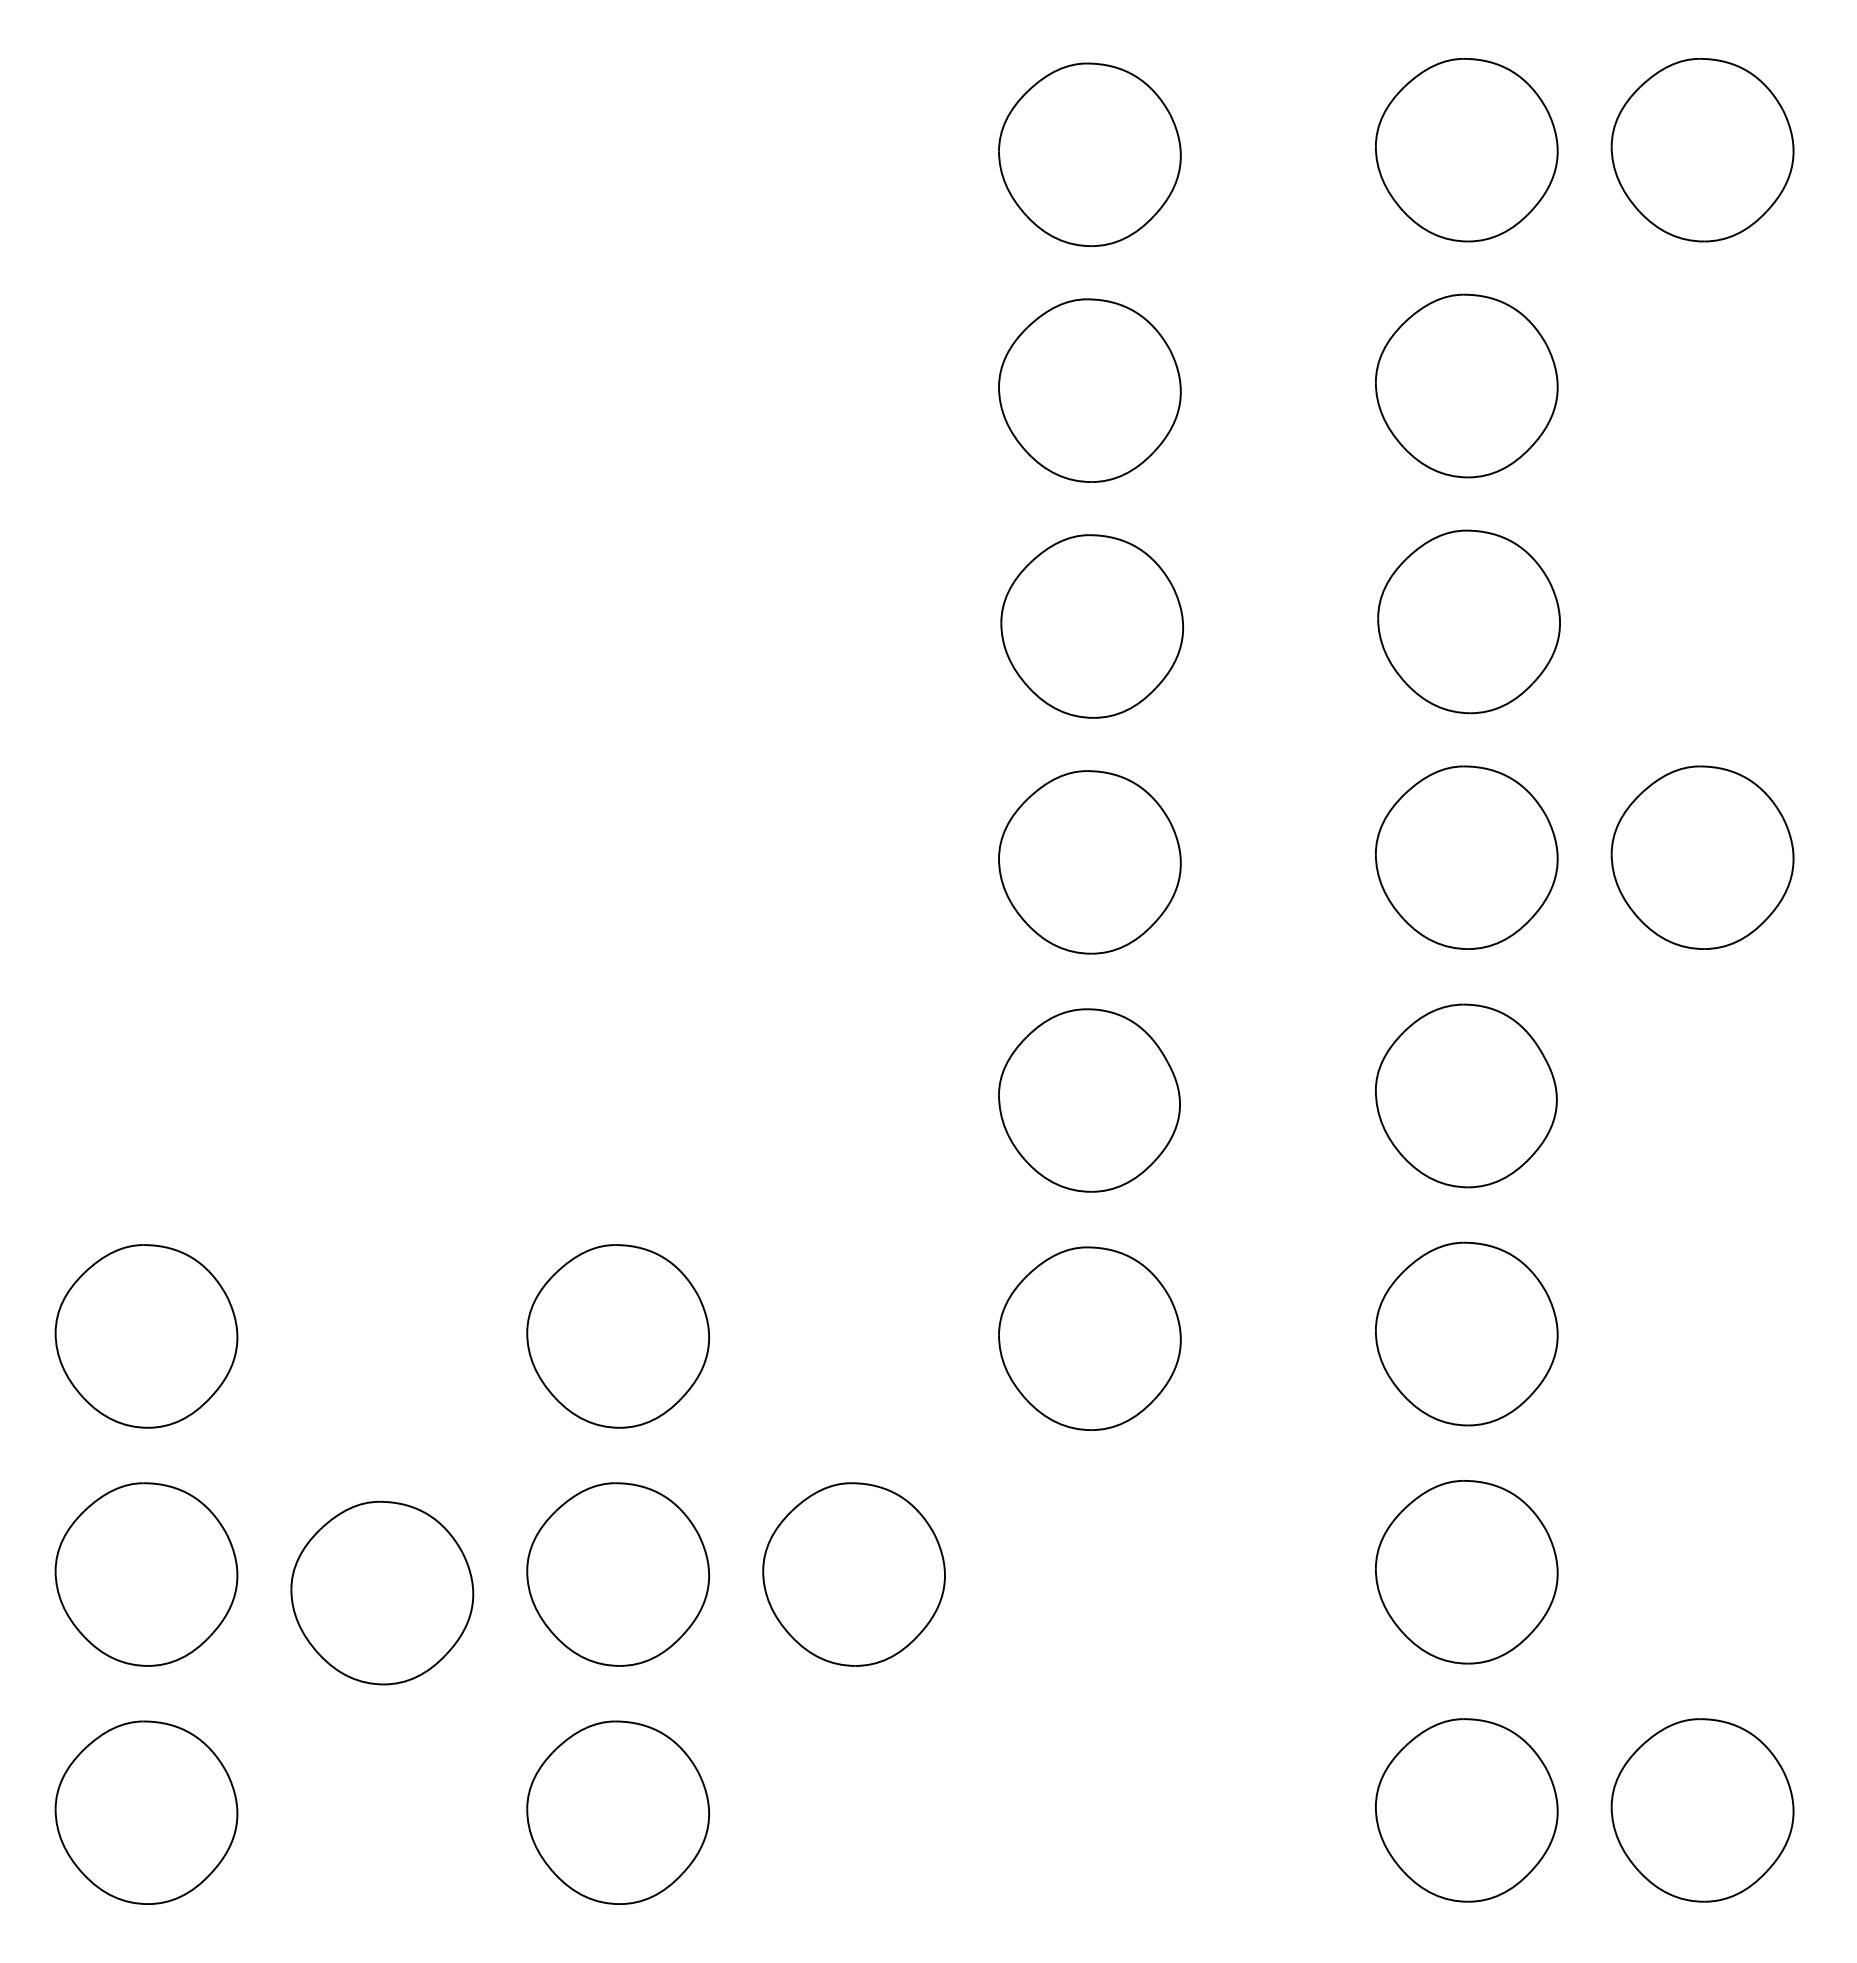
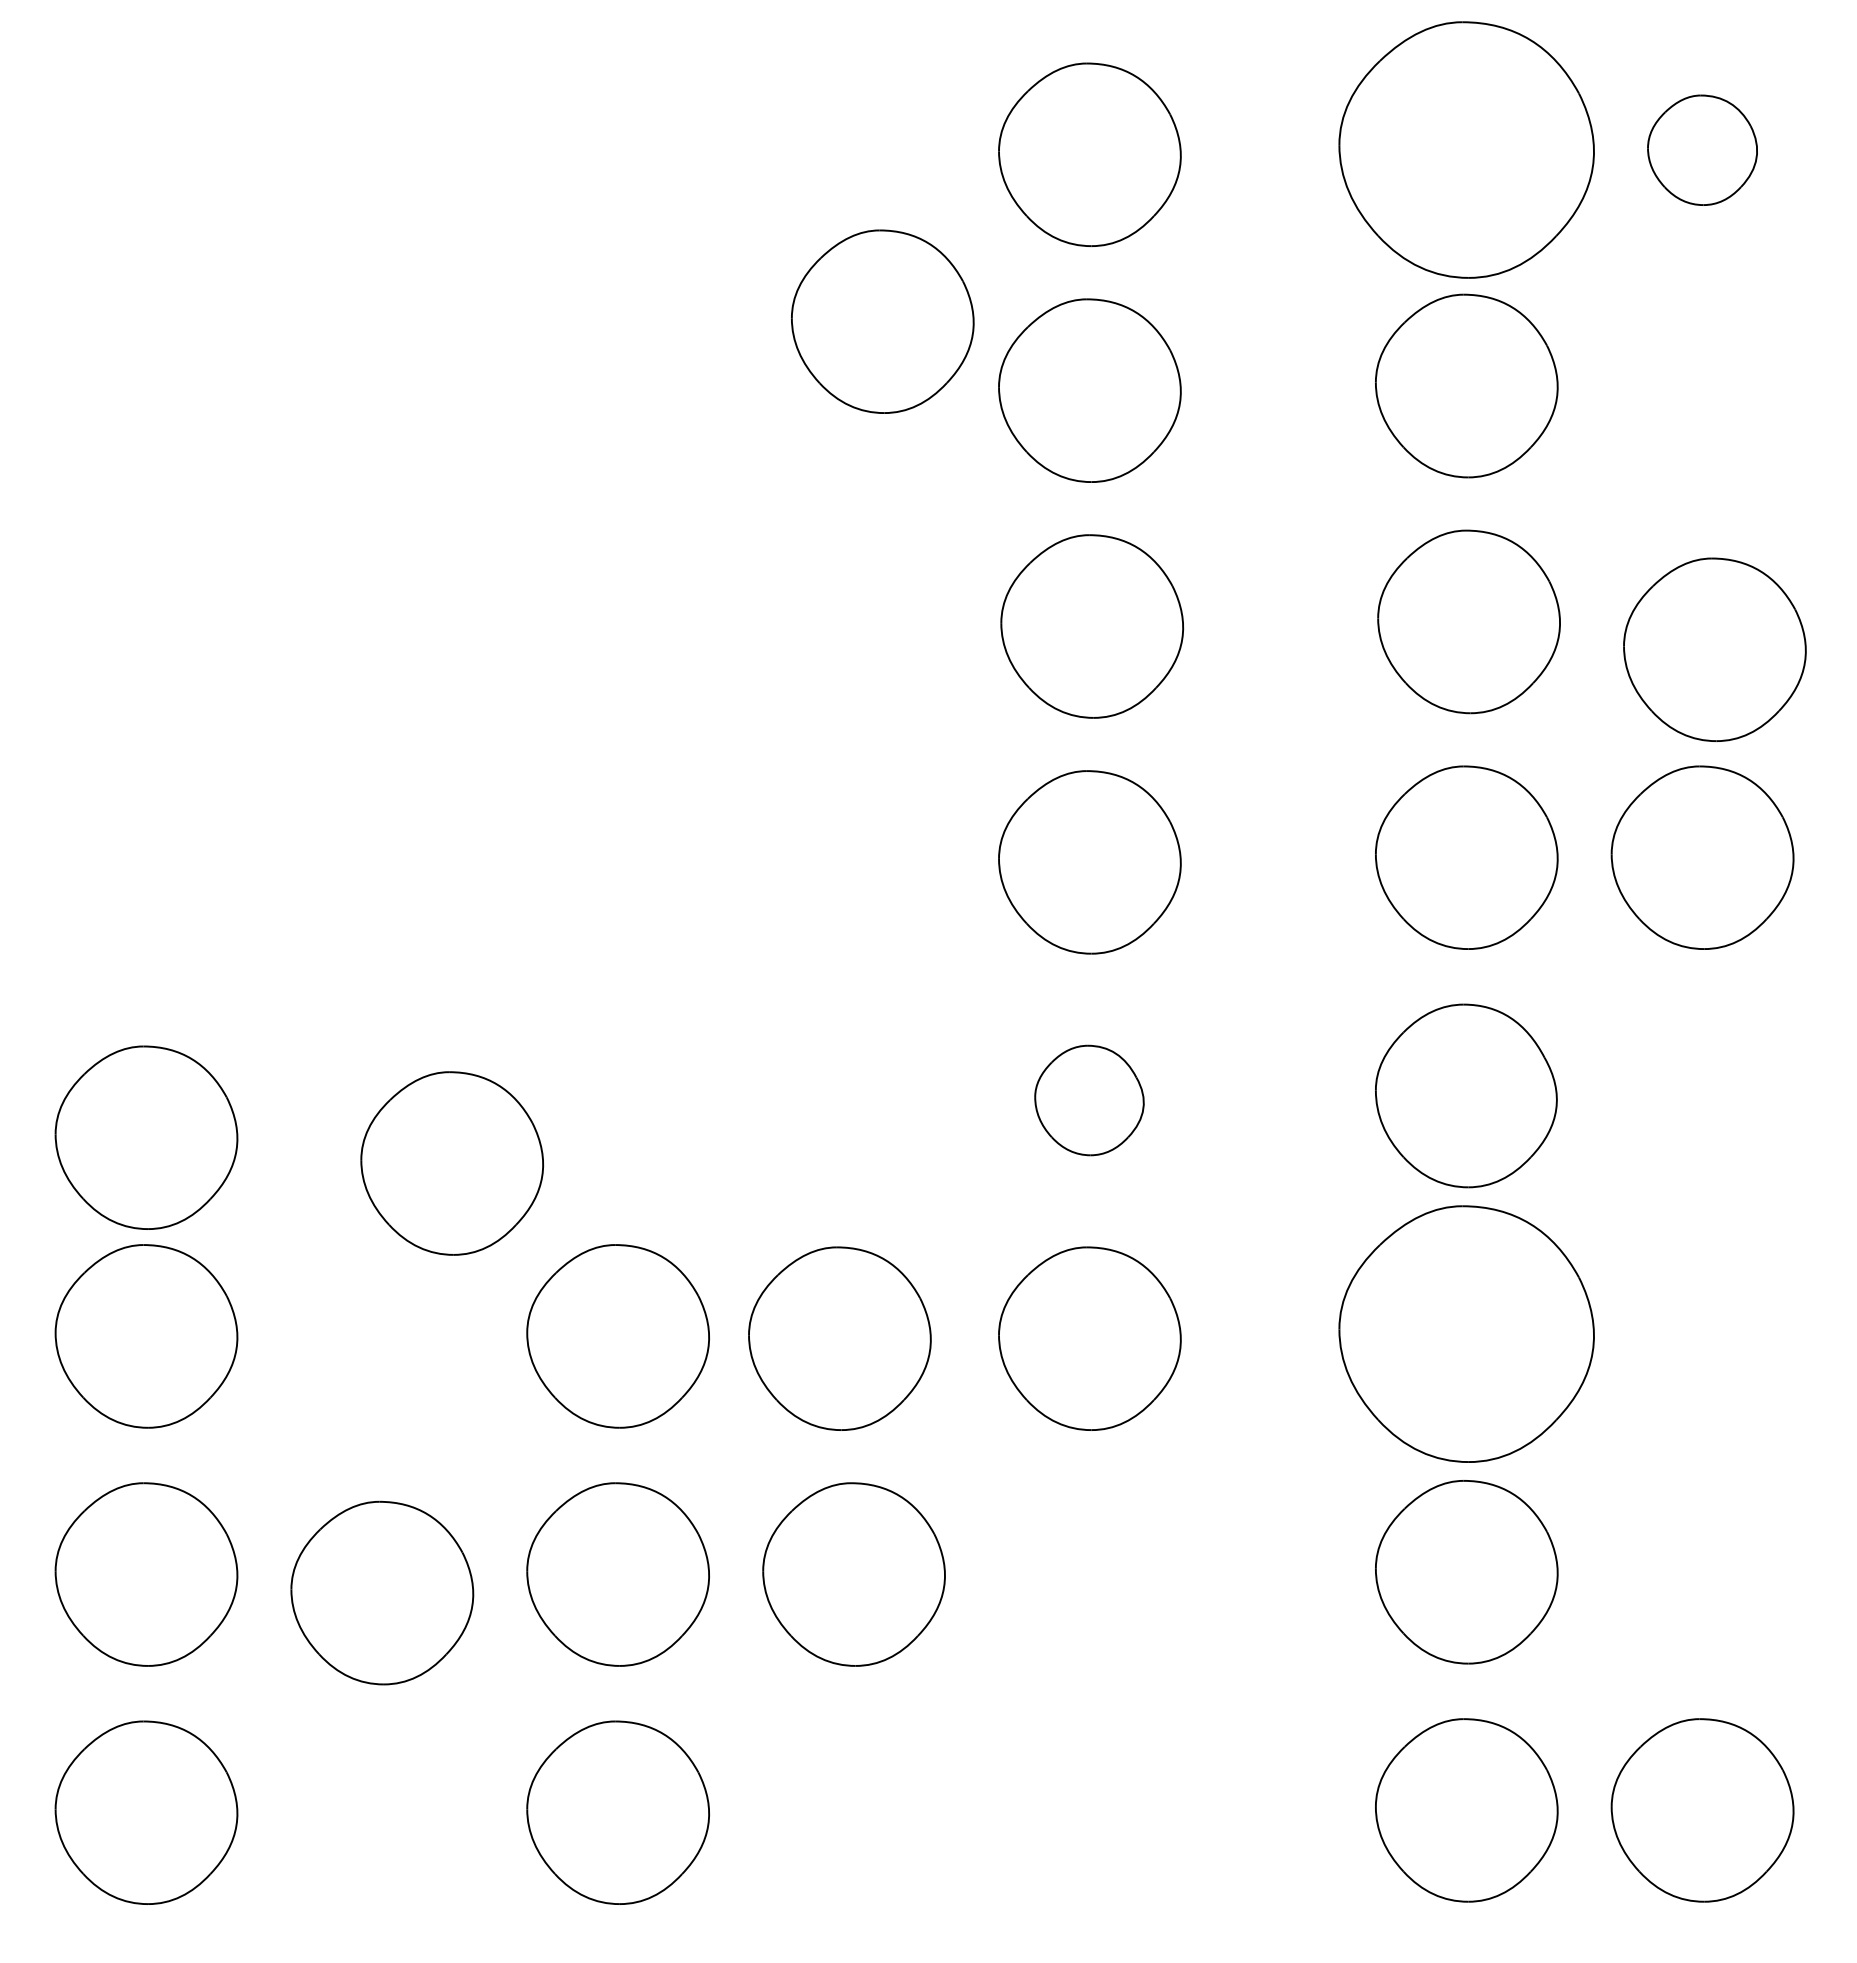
part size: 184x185 px -> 257x258 px (1466, 149)
part size: 185x185 px -> 111x112 px (1702, 149)
part: none -> present (882, 321)
part: none -> present (1714, 649)
part size: 183x185 px -> 111x113 px (1089, 1100)
part: none -> present (146, 1137)
part: none -> present (452, 1163)
part size: 184x186 px -> 257x258 px (1466, 1333)
part: none -> present (839, 1338)
